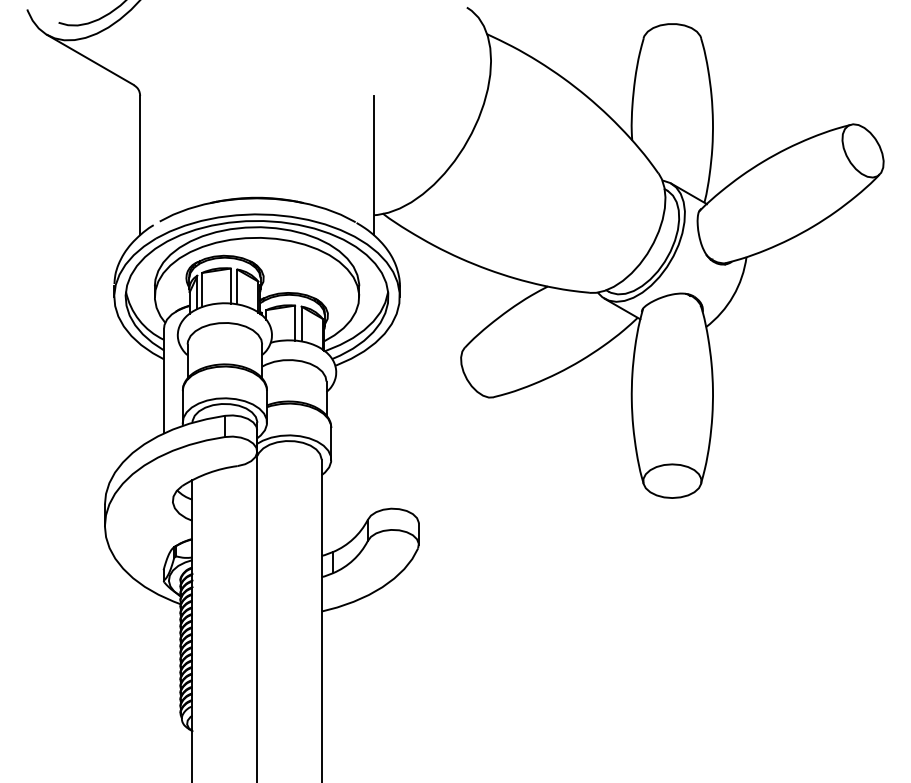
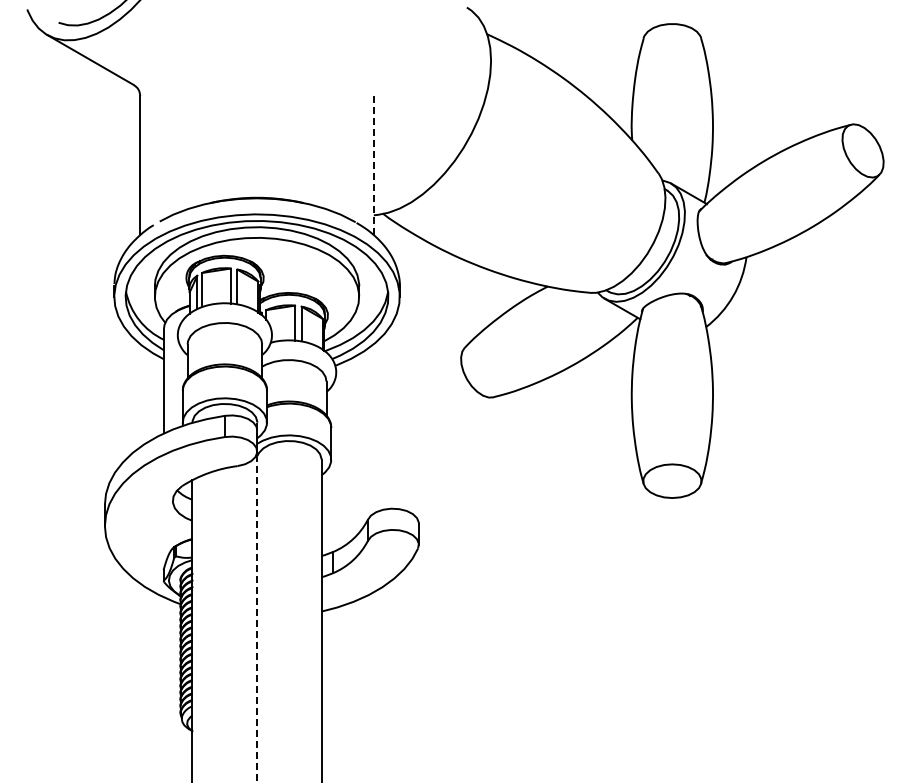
line: solid -> dashed (373, 165)
line: solid -> dashed (257, 602)
